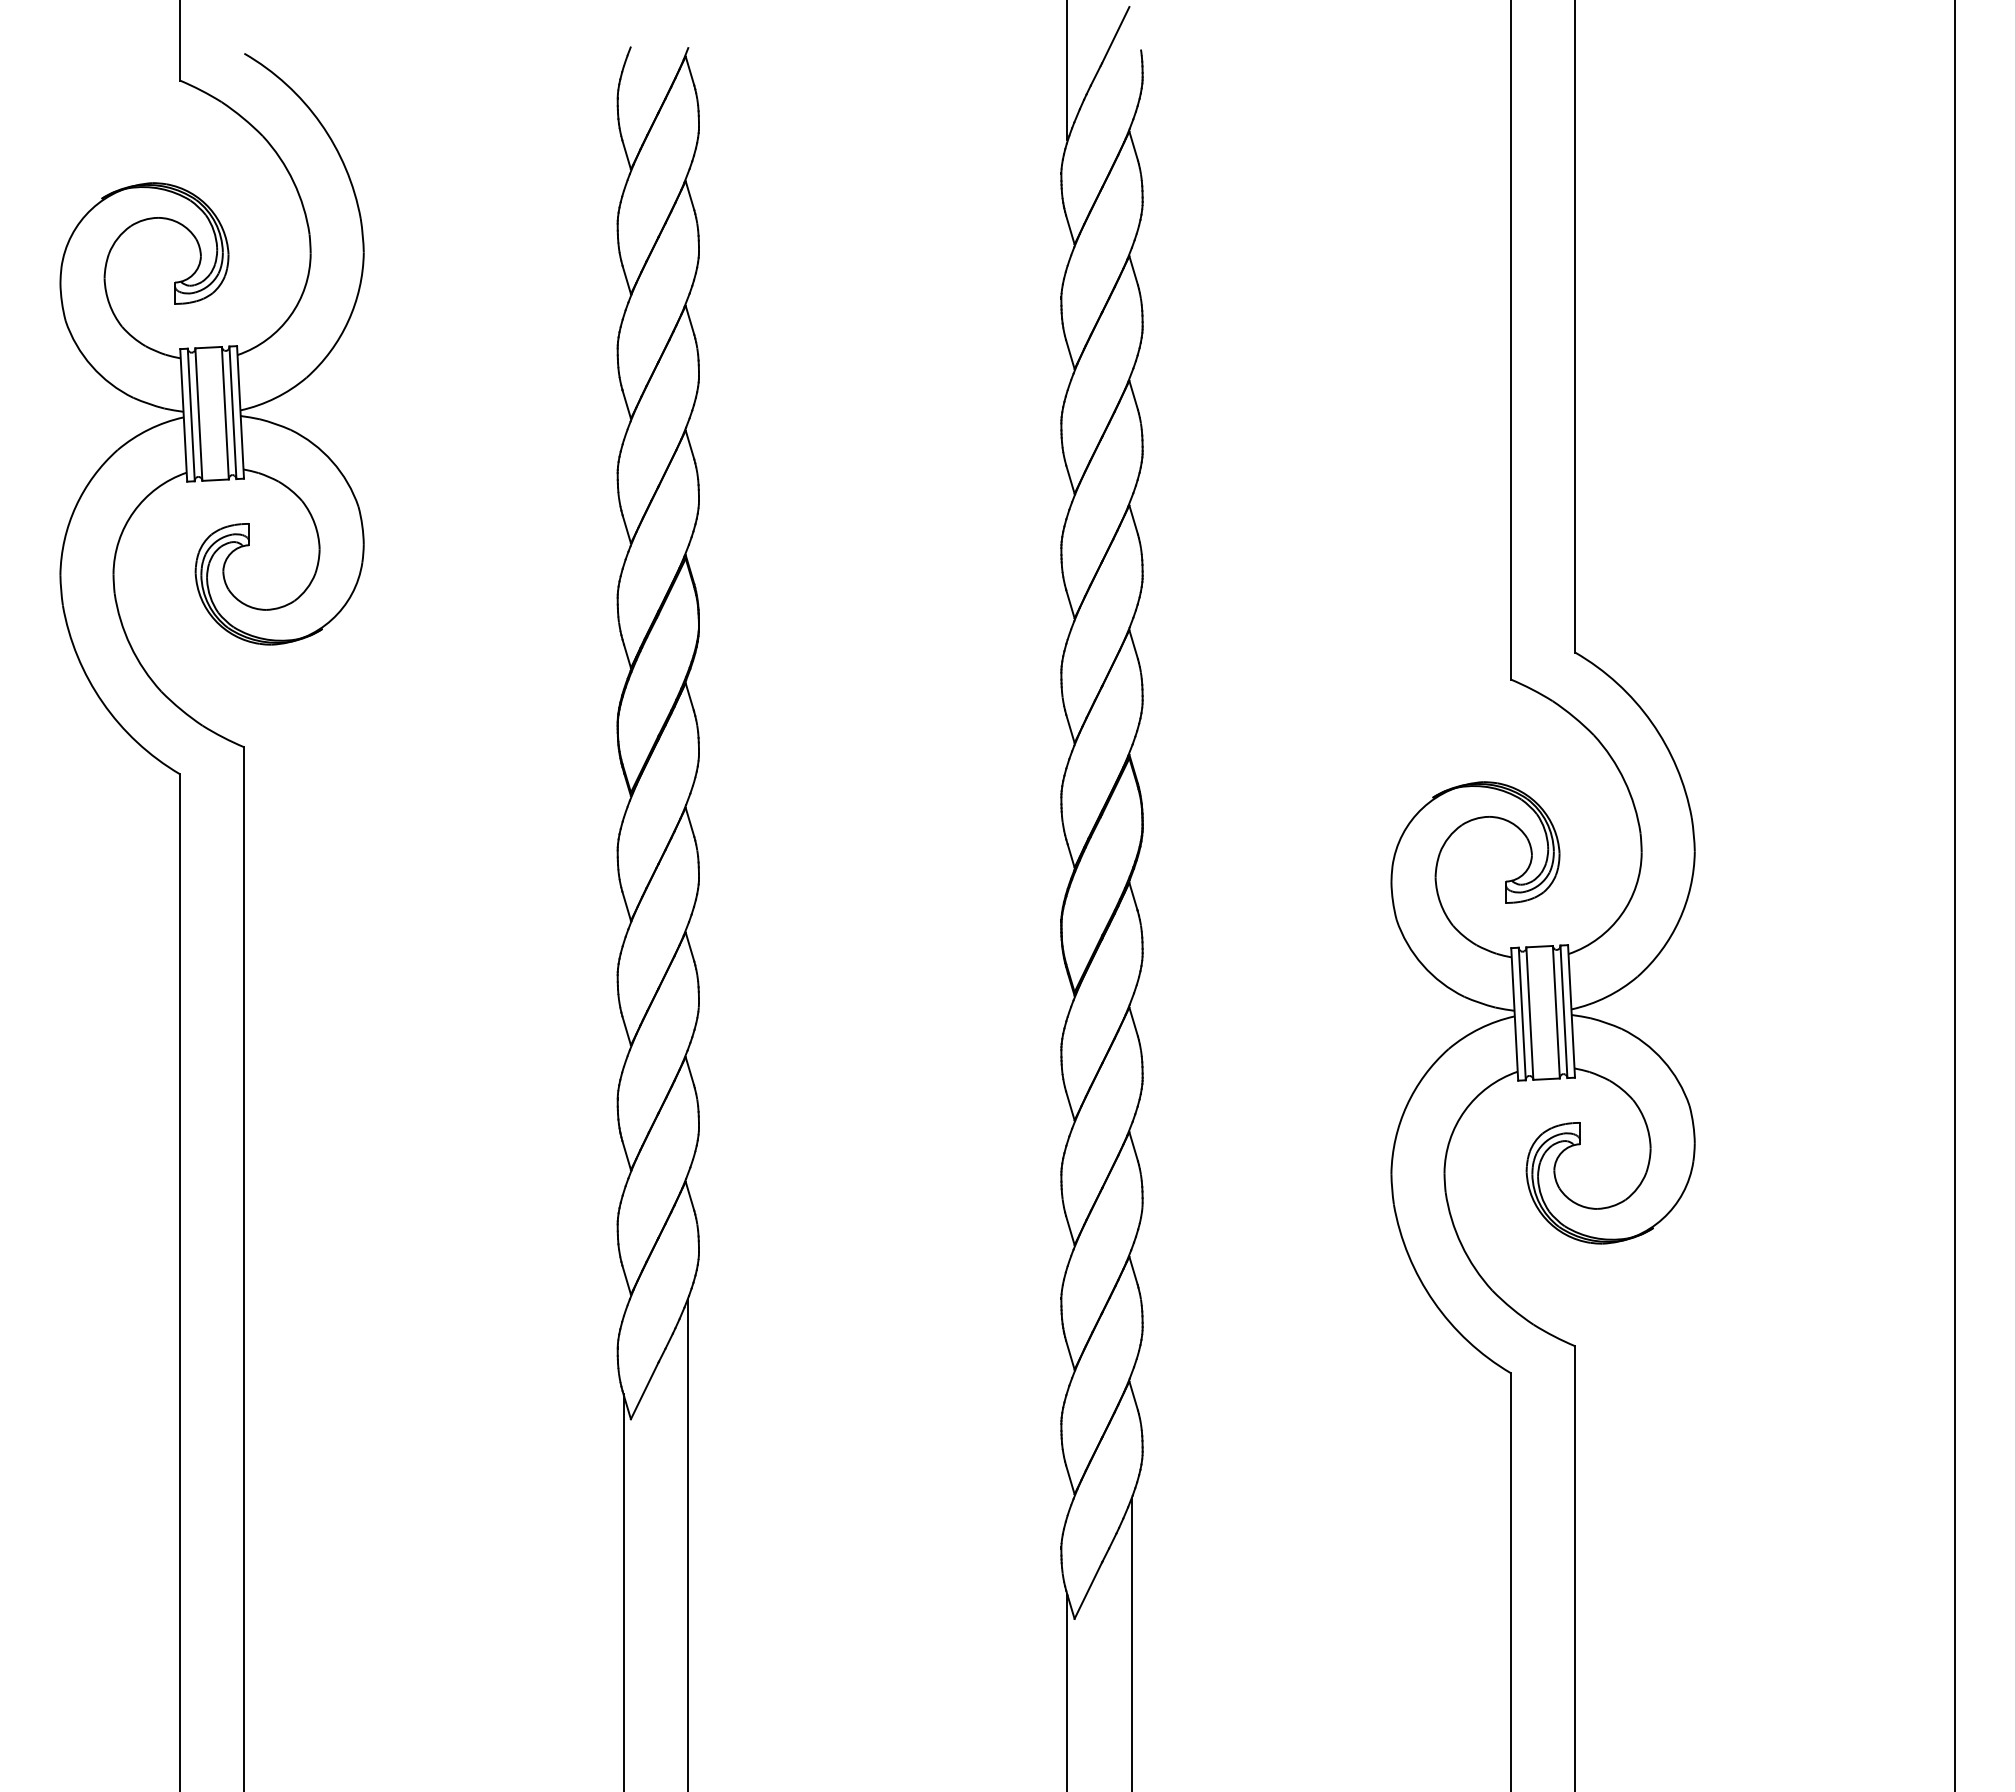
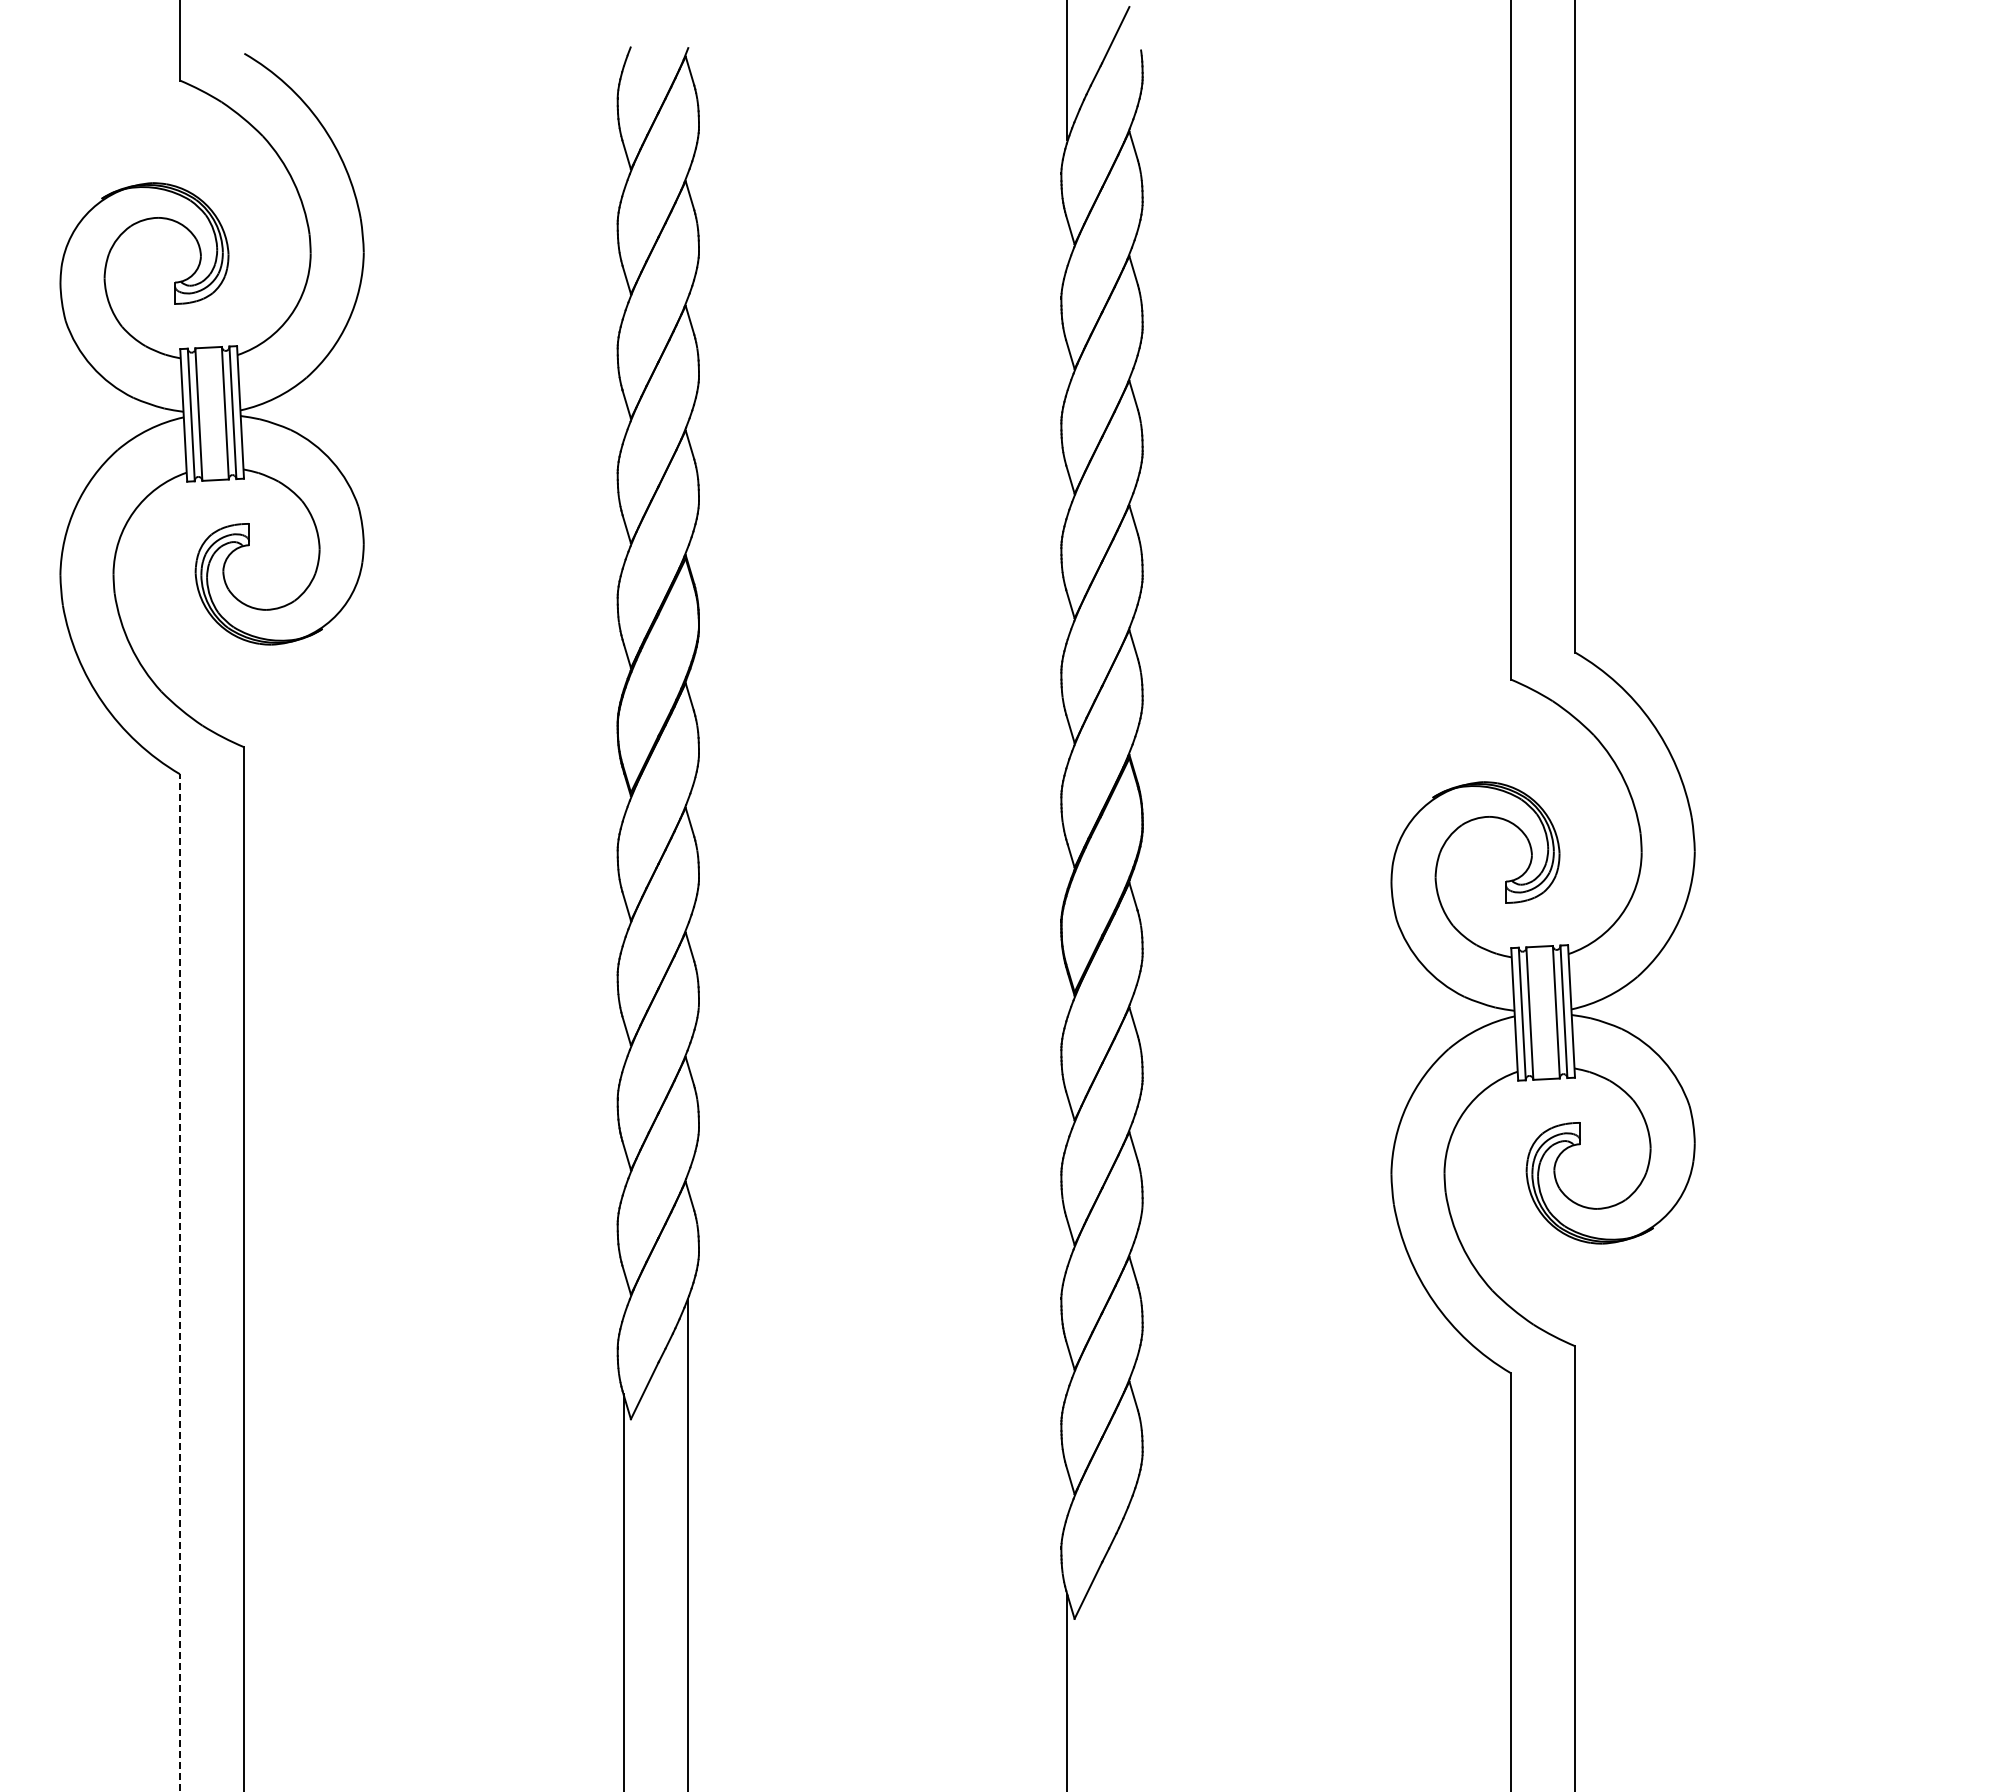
line: present -> none (1954, 895)
line: solid -> dashed (179, 1283)
line: present -> none (1131, 1643)
